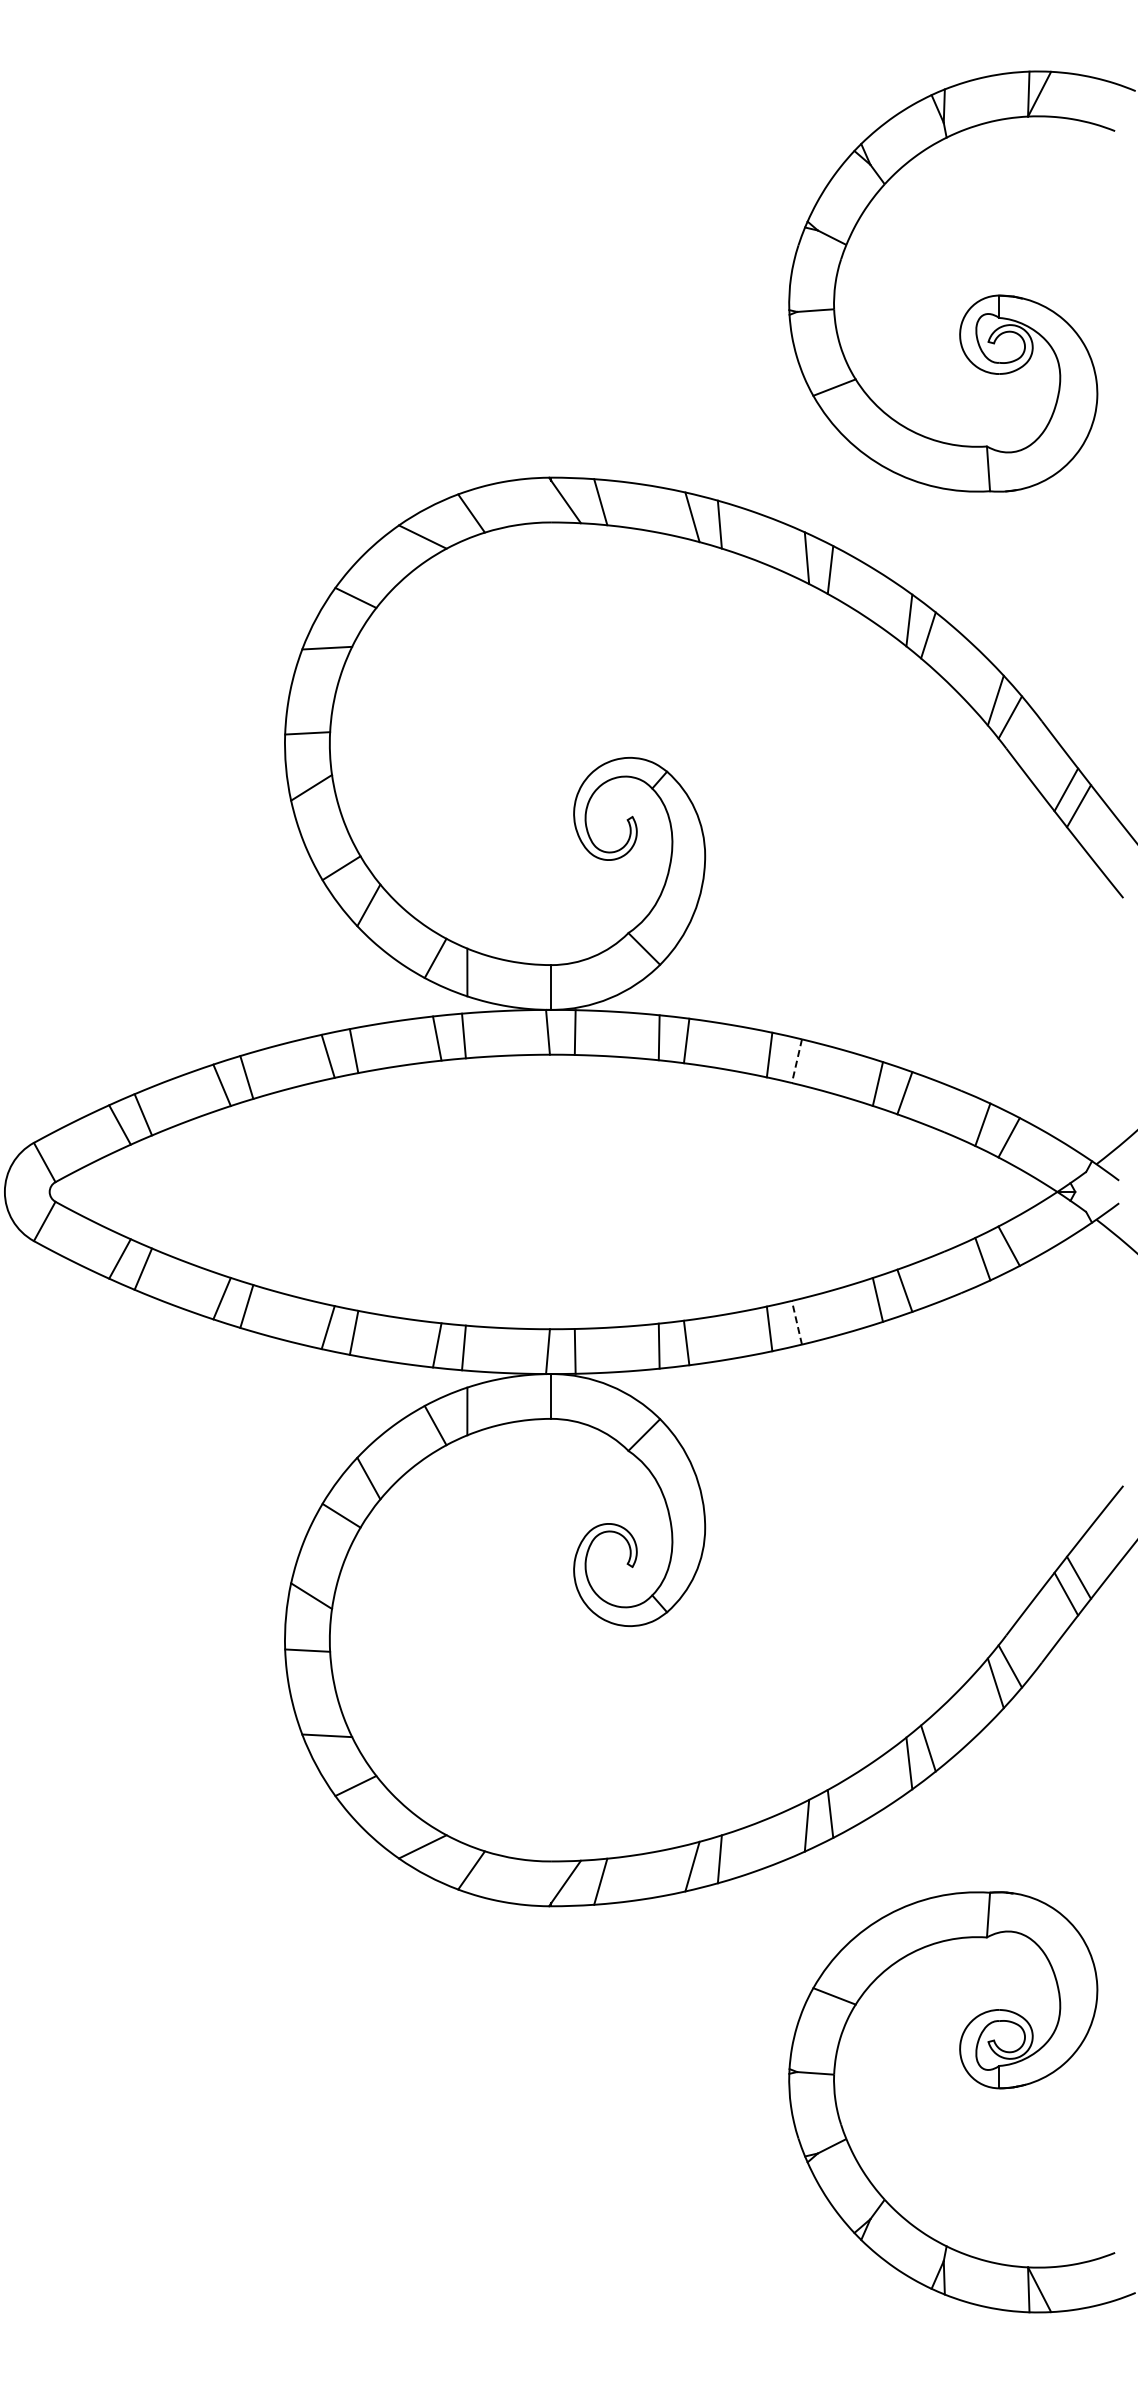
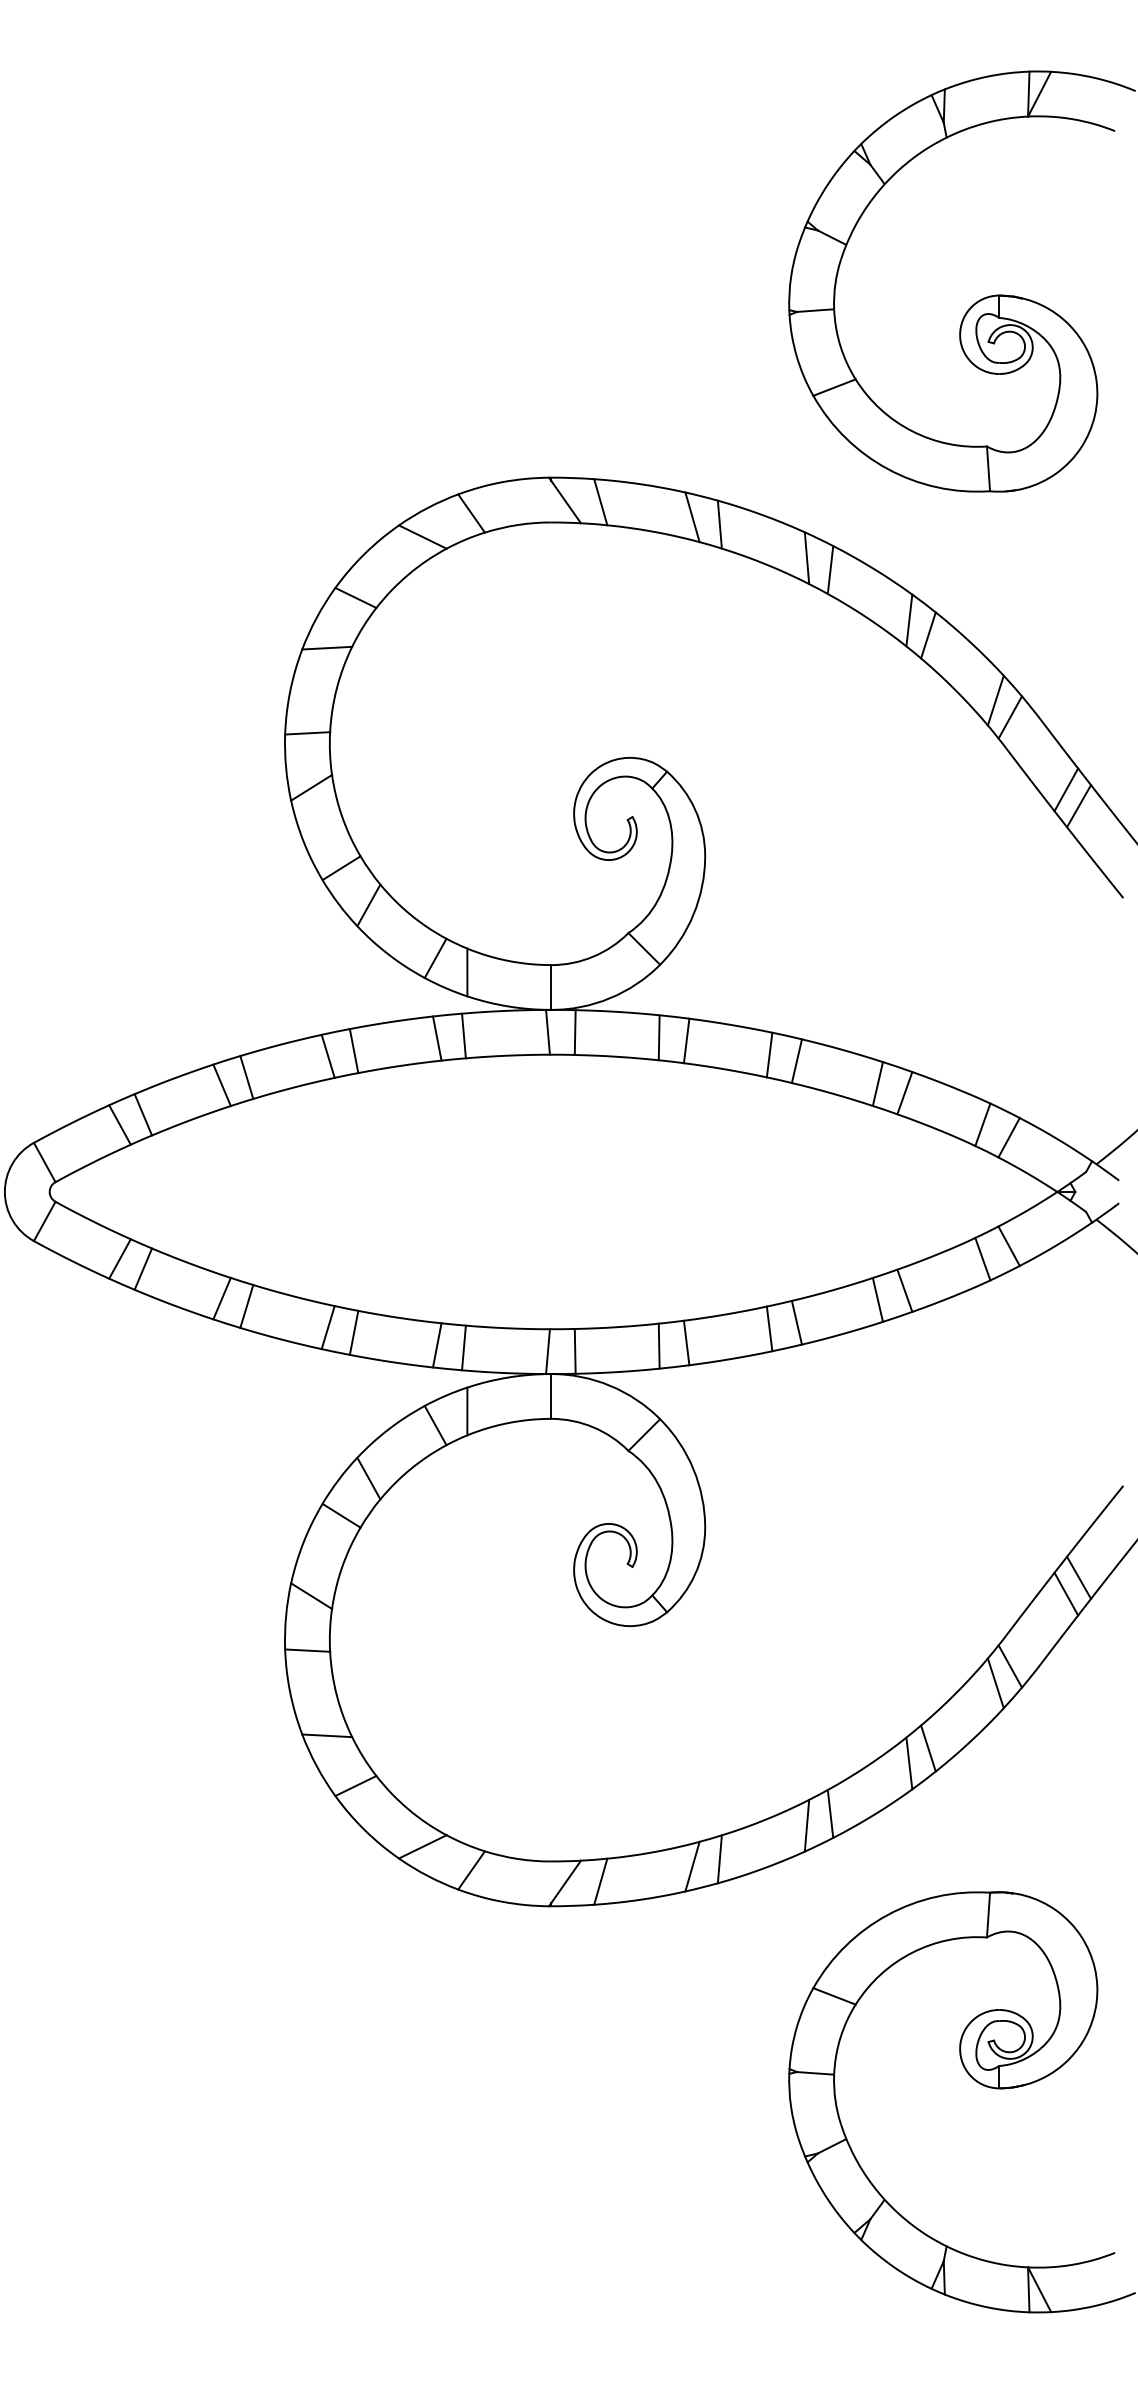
line: dashed -> solid (796, 1061)
line: dashed -> solid (796, 1322)
